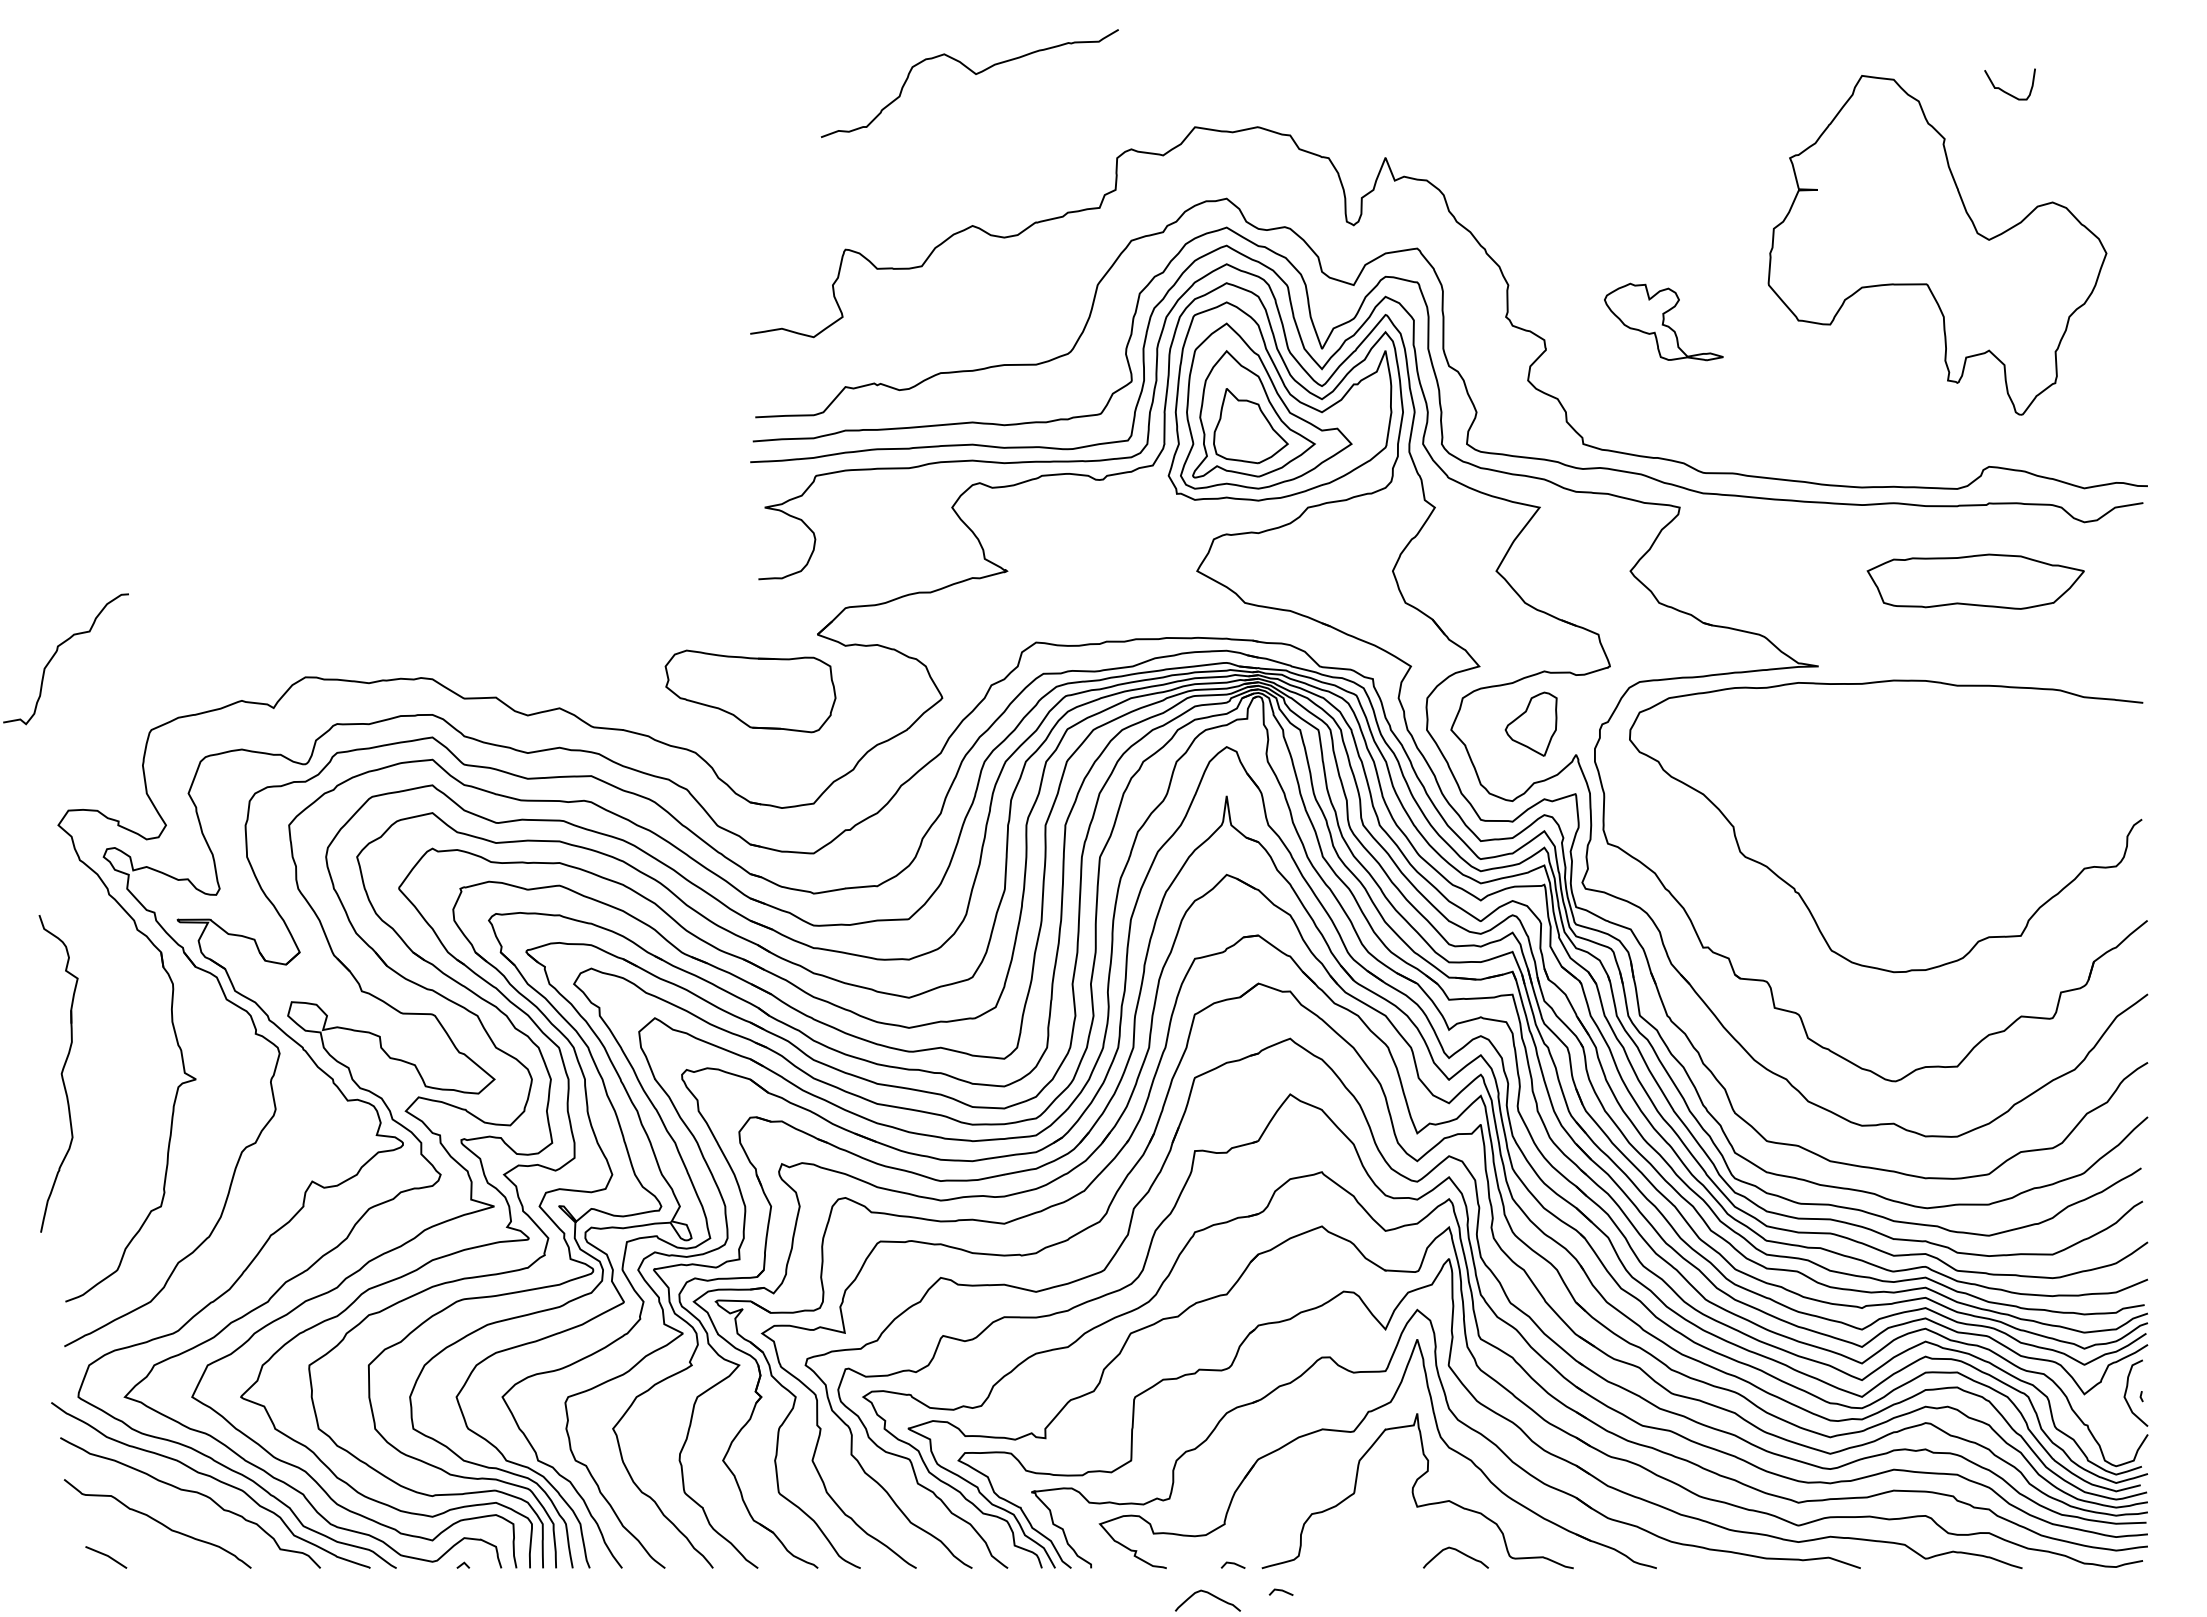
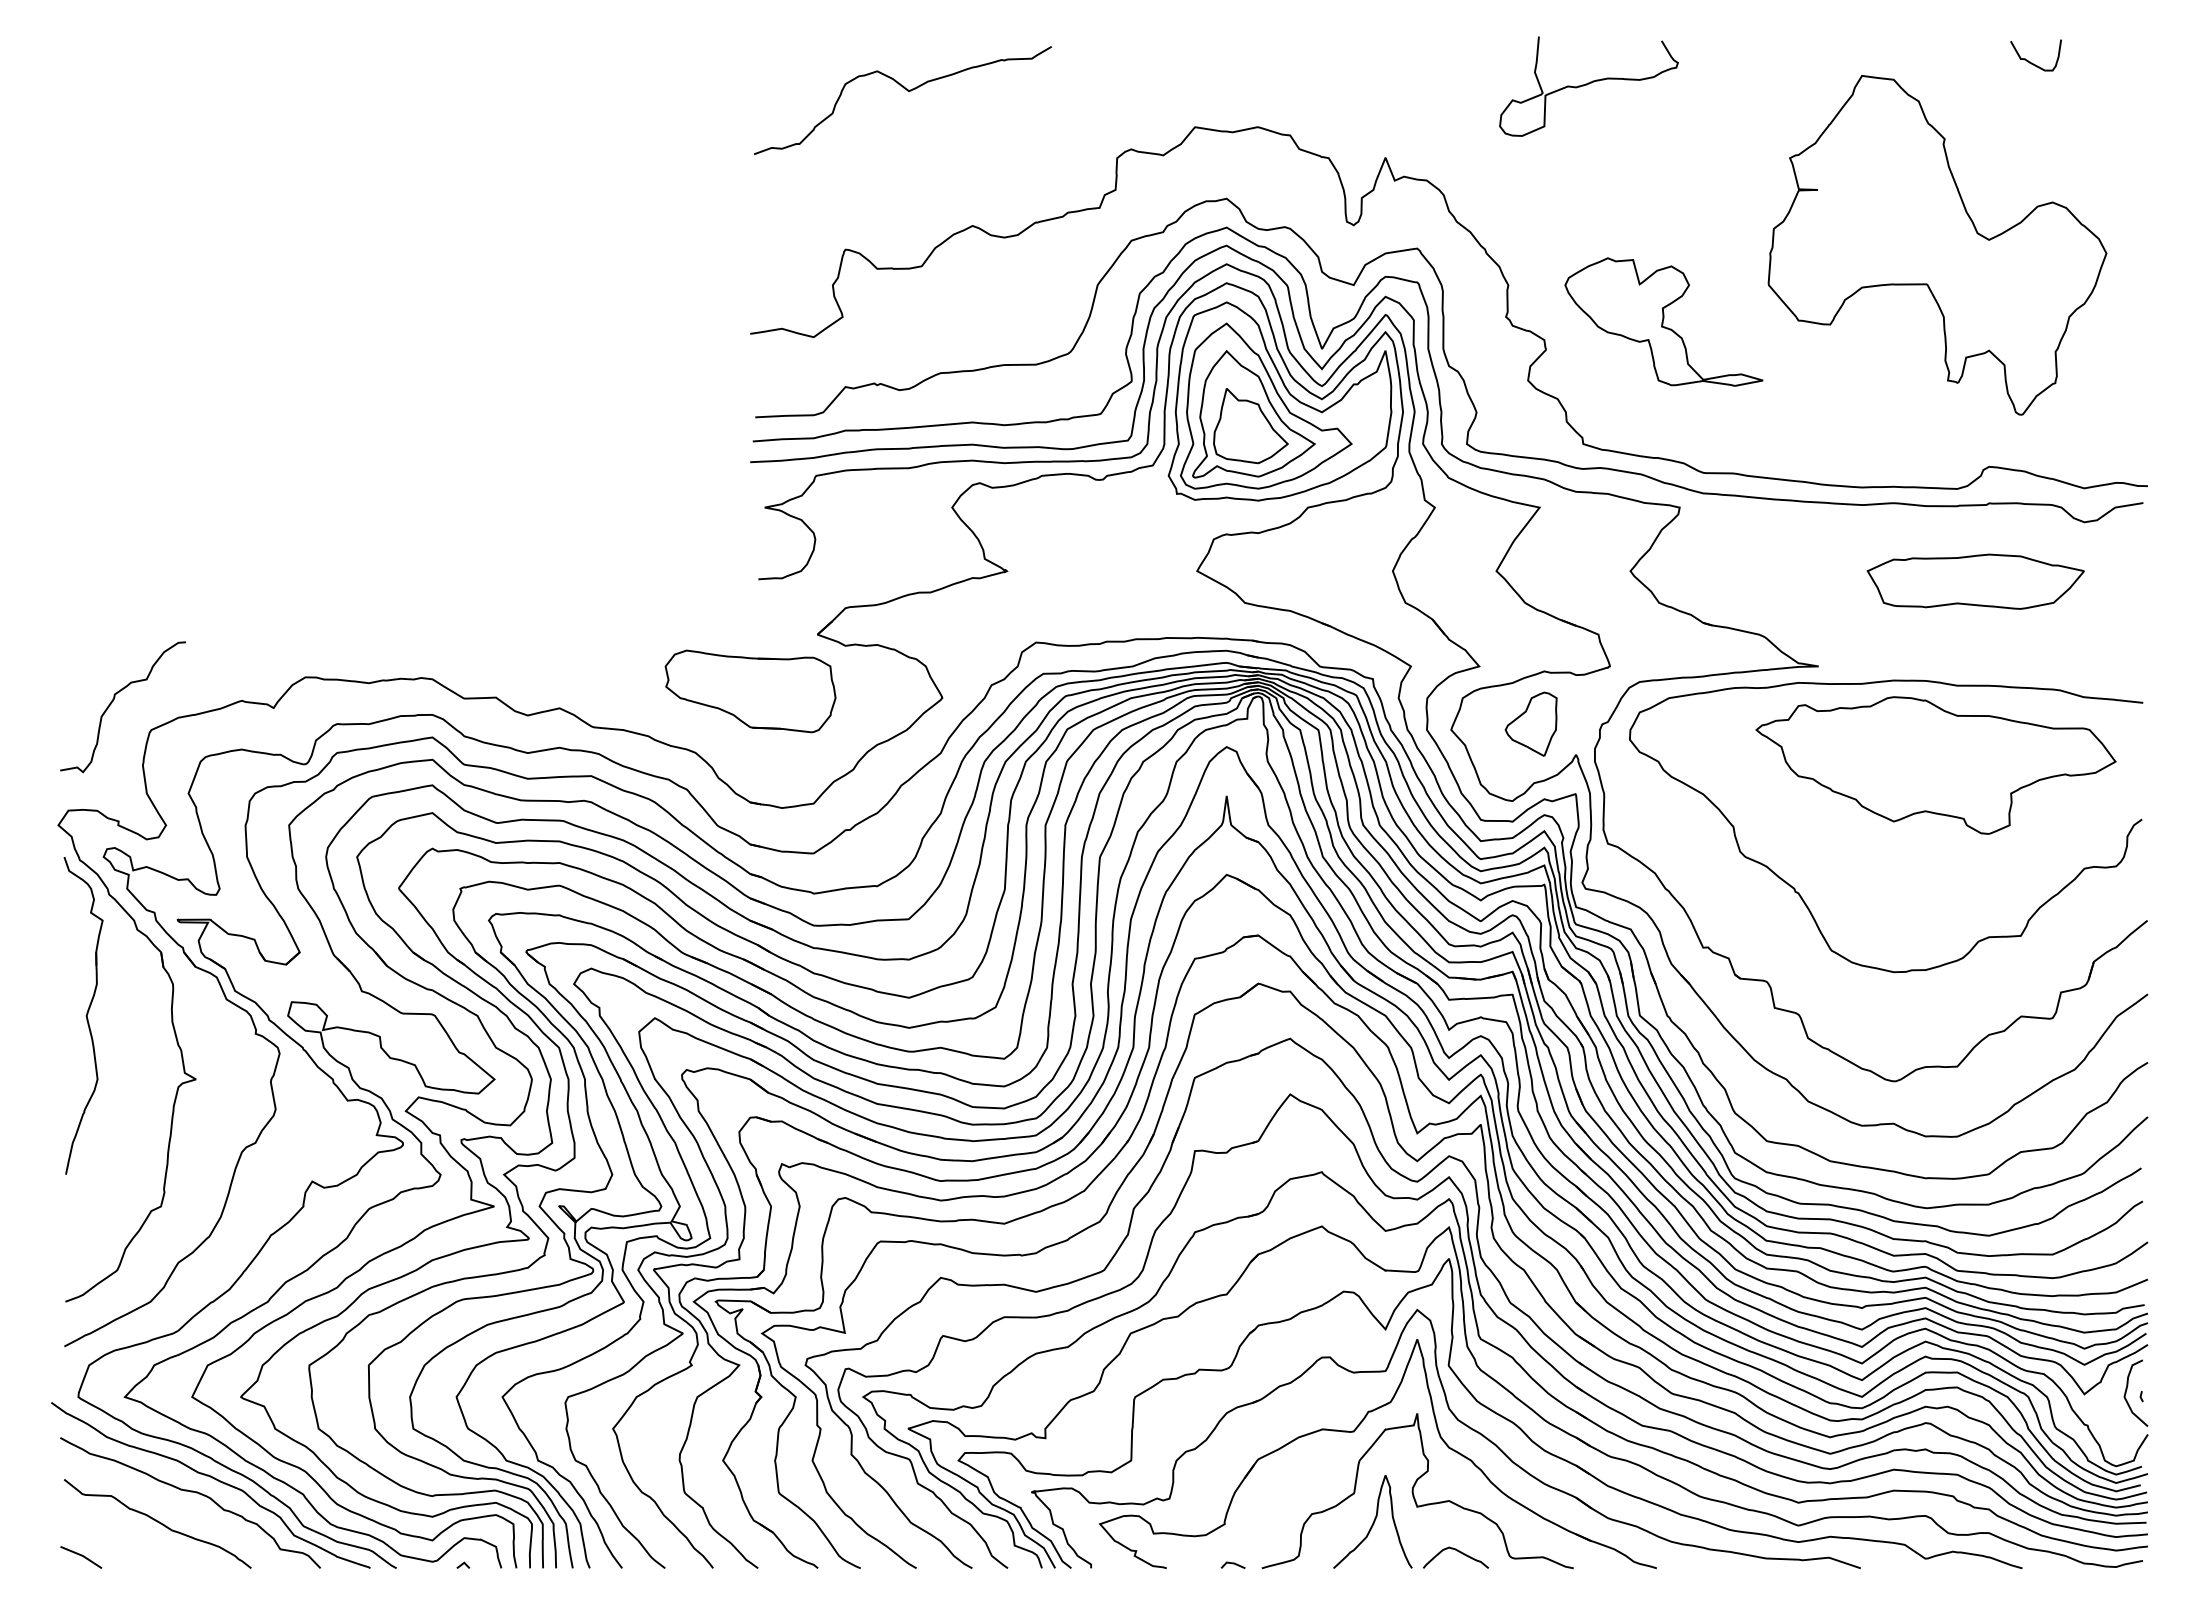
curve position: (974, 74) -> (907, 91) (907, 91)
curve: none -> present (1588, 84)
curve position: (2006, 91) -> (2032, 62) (2032, 62)
part size: 120x80 px -> 200x130 px (1663, 321)
curve position: (56, 653) -> (113, 701) (113, 701)
part: none -> present (1935, 765)
part position: (58, 1073) -> (83, 1015) (83, 1015)
curve: none -> present (1373, 1521)
line position: (106, 1556) -> (81, 1556) (81, 1556)
line: present -> none (1280, 1591)
curve: present -> none (1210, 1595)
